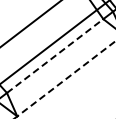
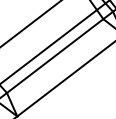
line: dashed -> solid (55, 56)
line: dashed -> solid (66, 78)
